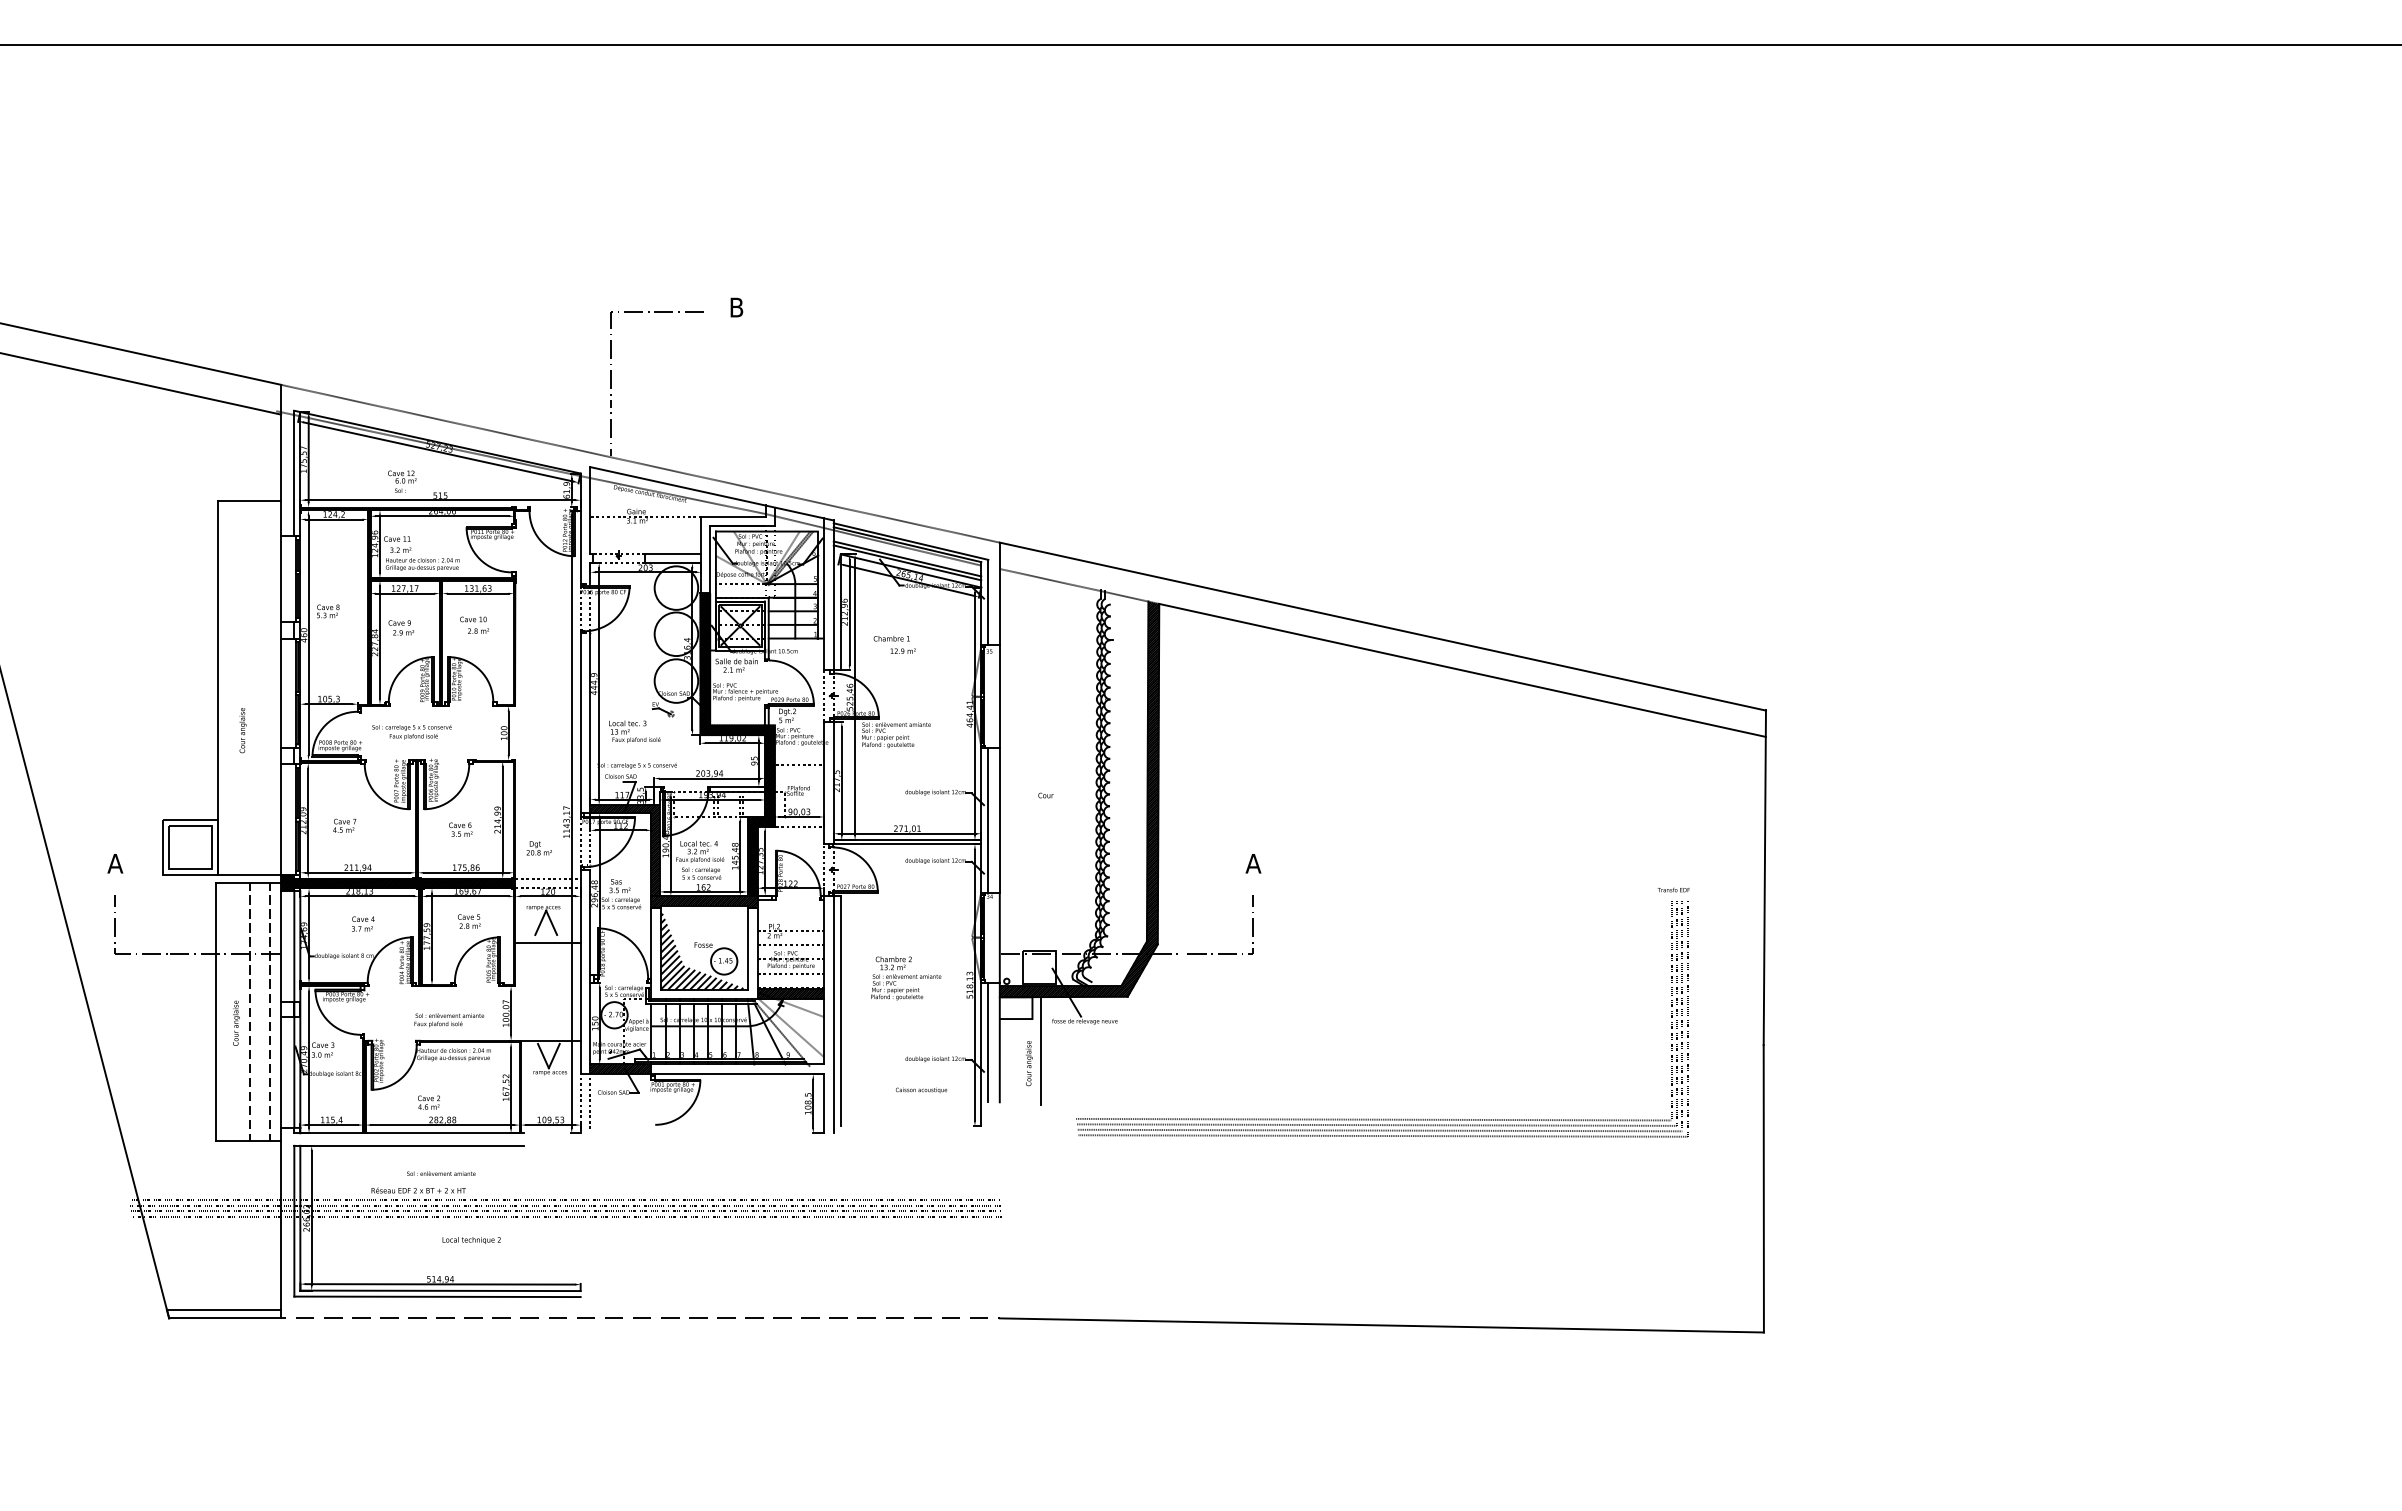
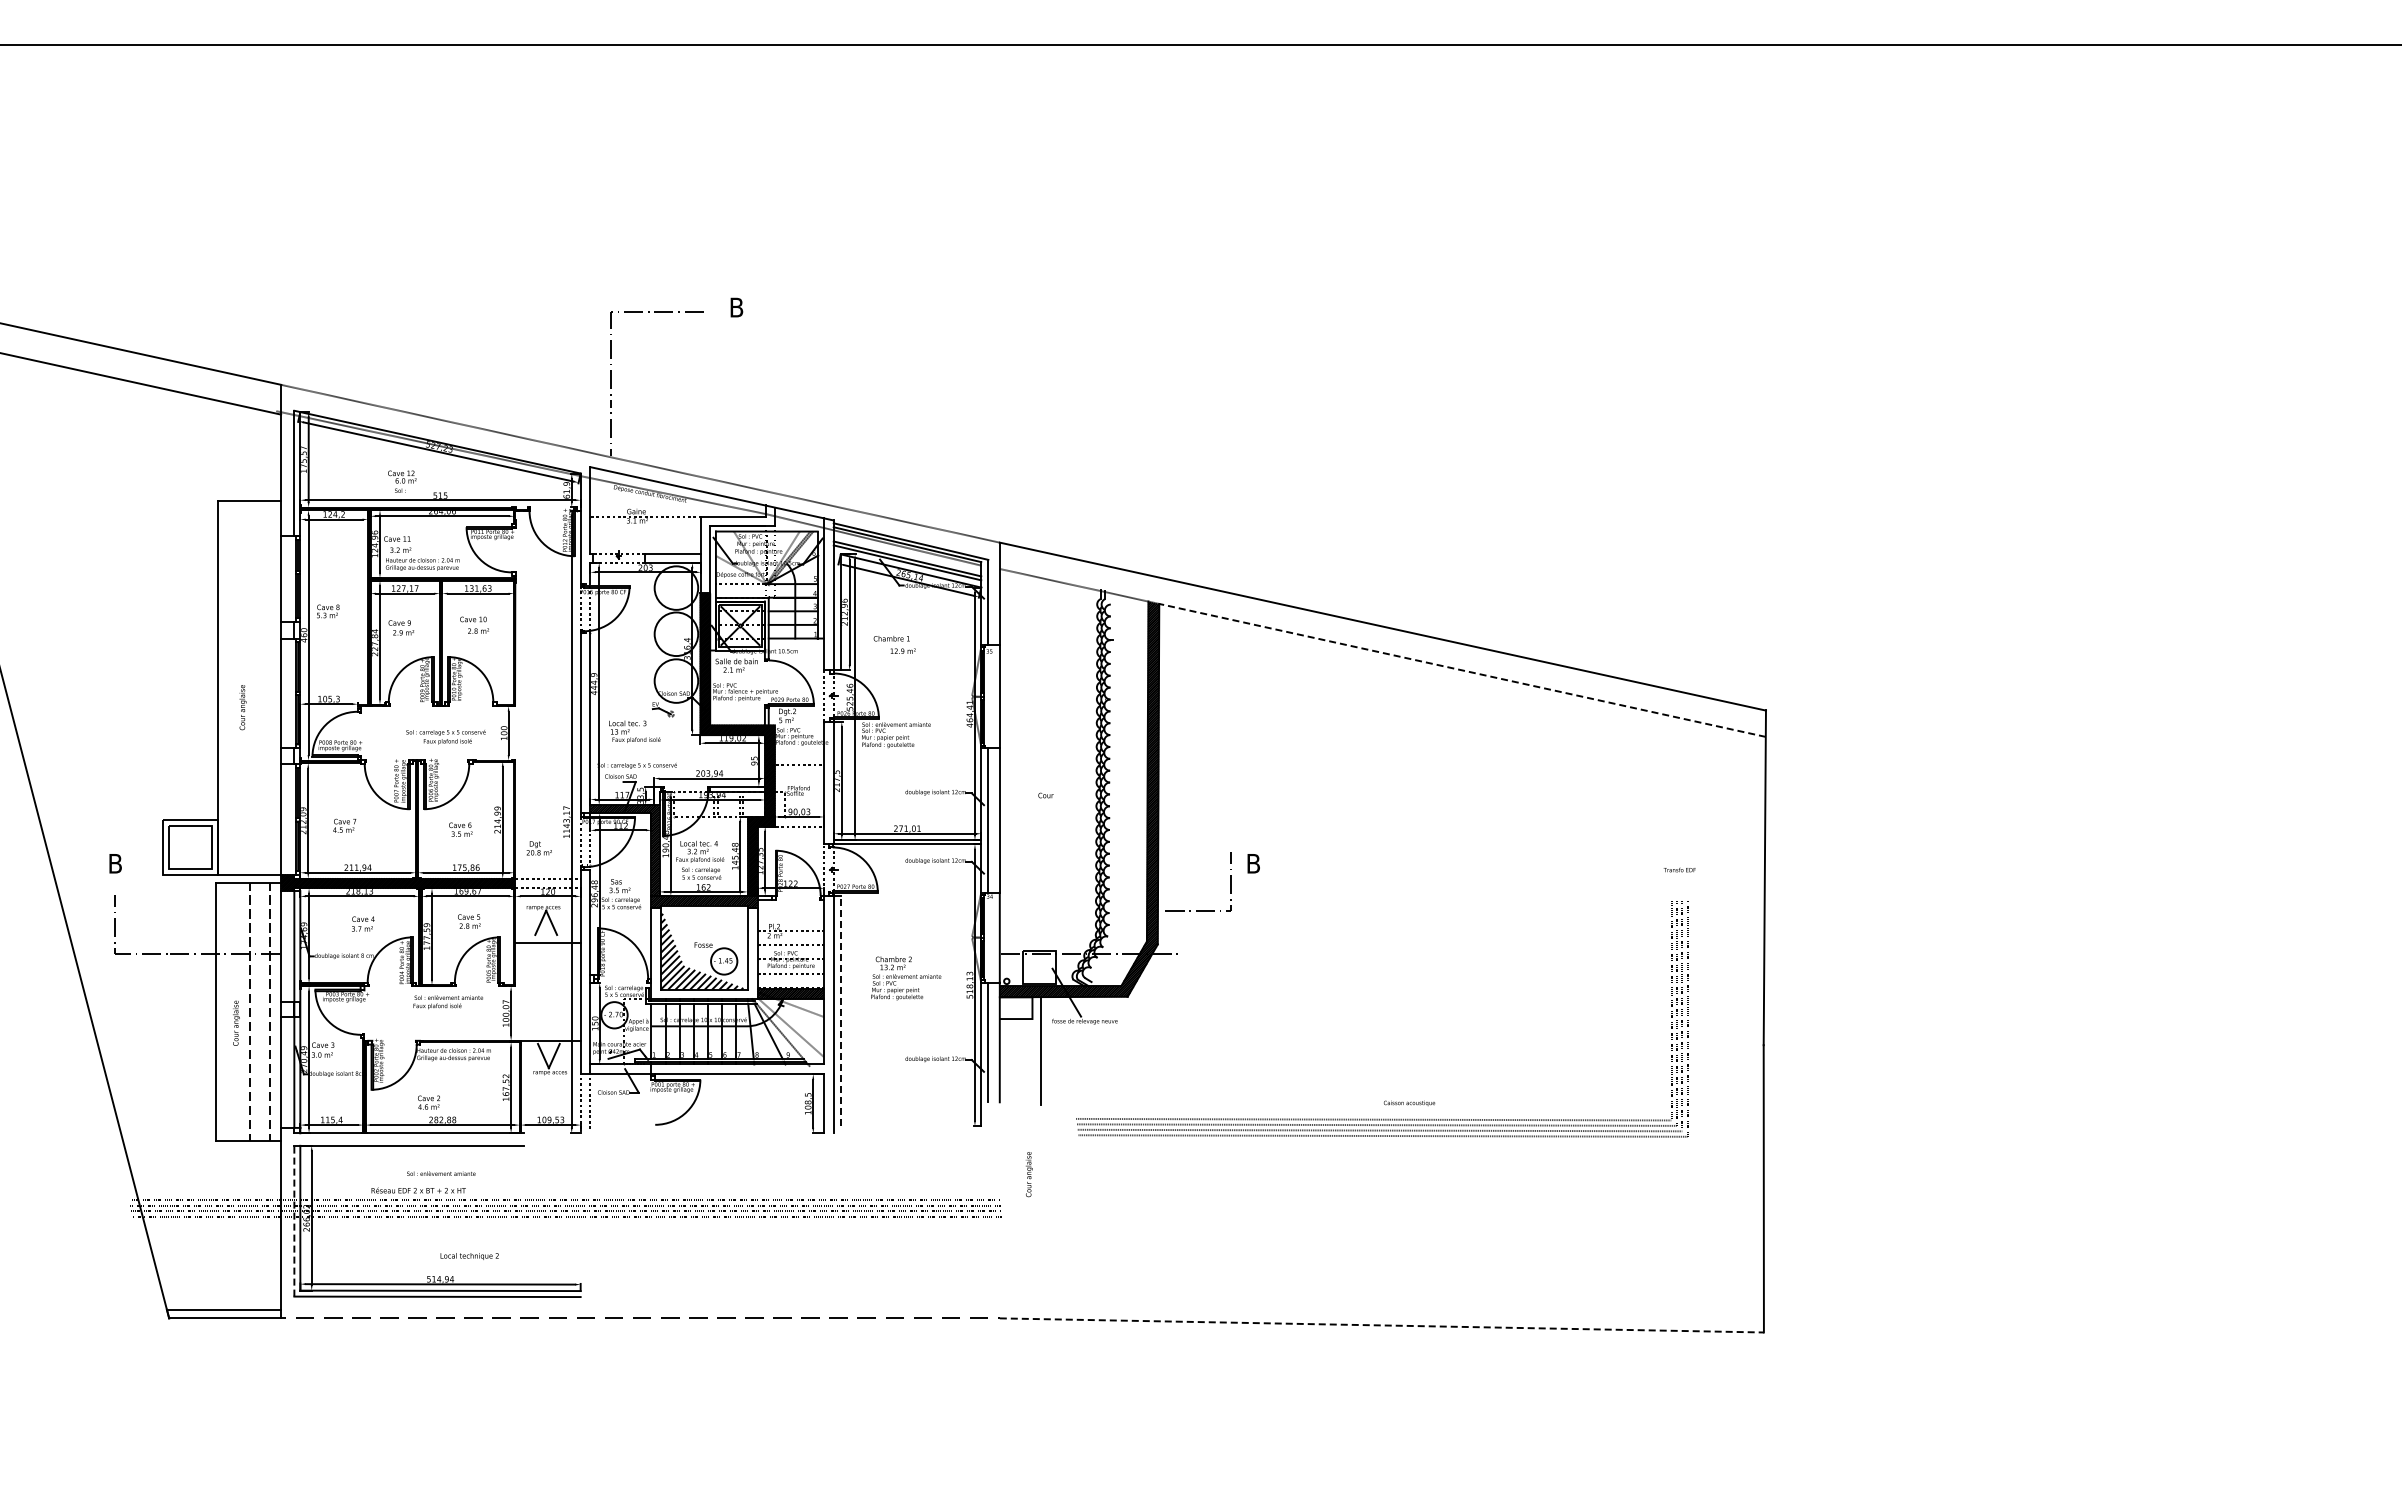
line: solid -> dashed (1462, 670)
text position: (242, 730) -> (242, 707) (242, 707)
text position: (411, 732) -> (445, 737) (445, 737)
text: A -> B (115, 863)
text: A -> B (1253, 863)
text position: (1673, 889) -> (1679, 869) (1679, 869)
part position: (1220, 953) -> (1198, 910) (1198, 910)
line: solid -> dashed (840, 1010)
text position: (448, 1020) -> (447, 1002) (447, 1002)
text position: (1029, 1063) -> (1029, 1174) (1029, 1174)
hatch: present -> none (620, 1068)
text position: (921, 1090) -> (1409, 1103) (1409, 1103)
line: solid -> dashed (294, 1220)
text position: (471, 1240) -> (469, 1256) (469, 1256)
line: solid -> dashed (1382, 1325)
